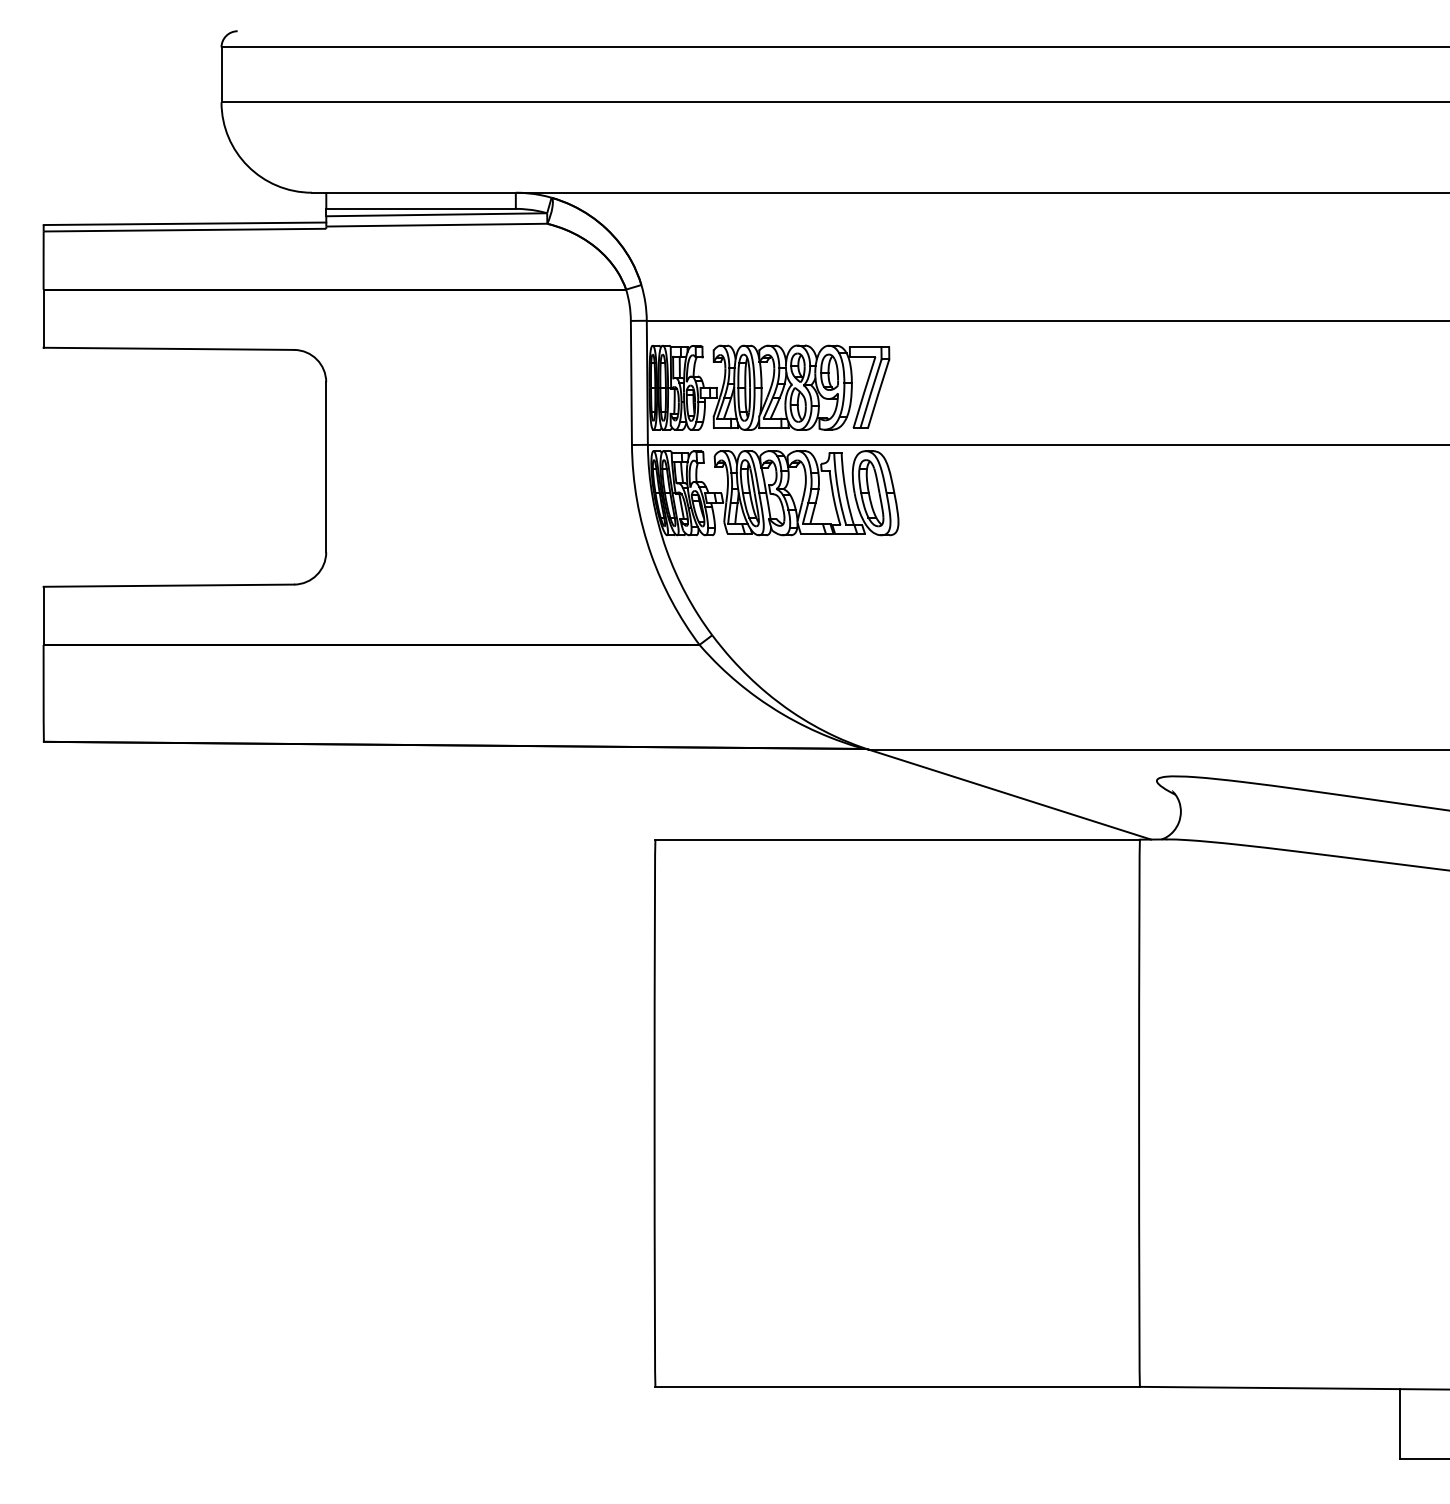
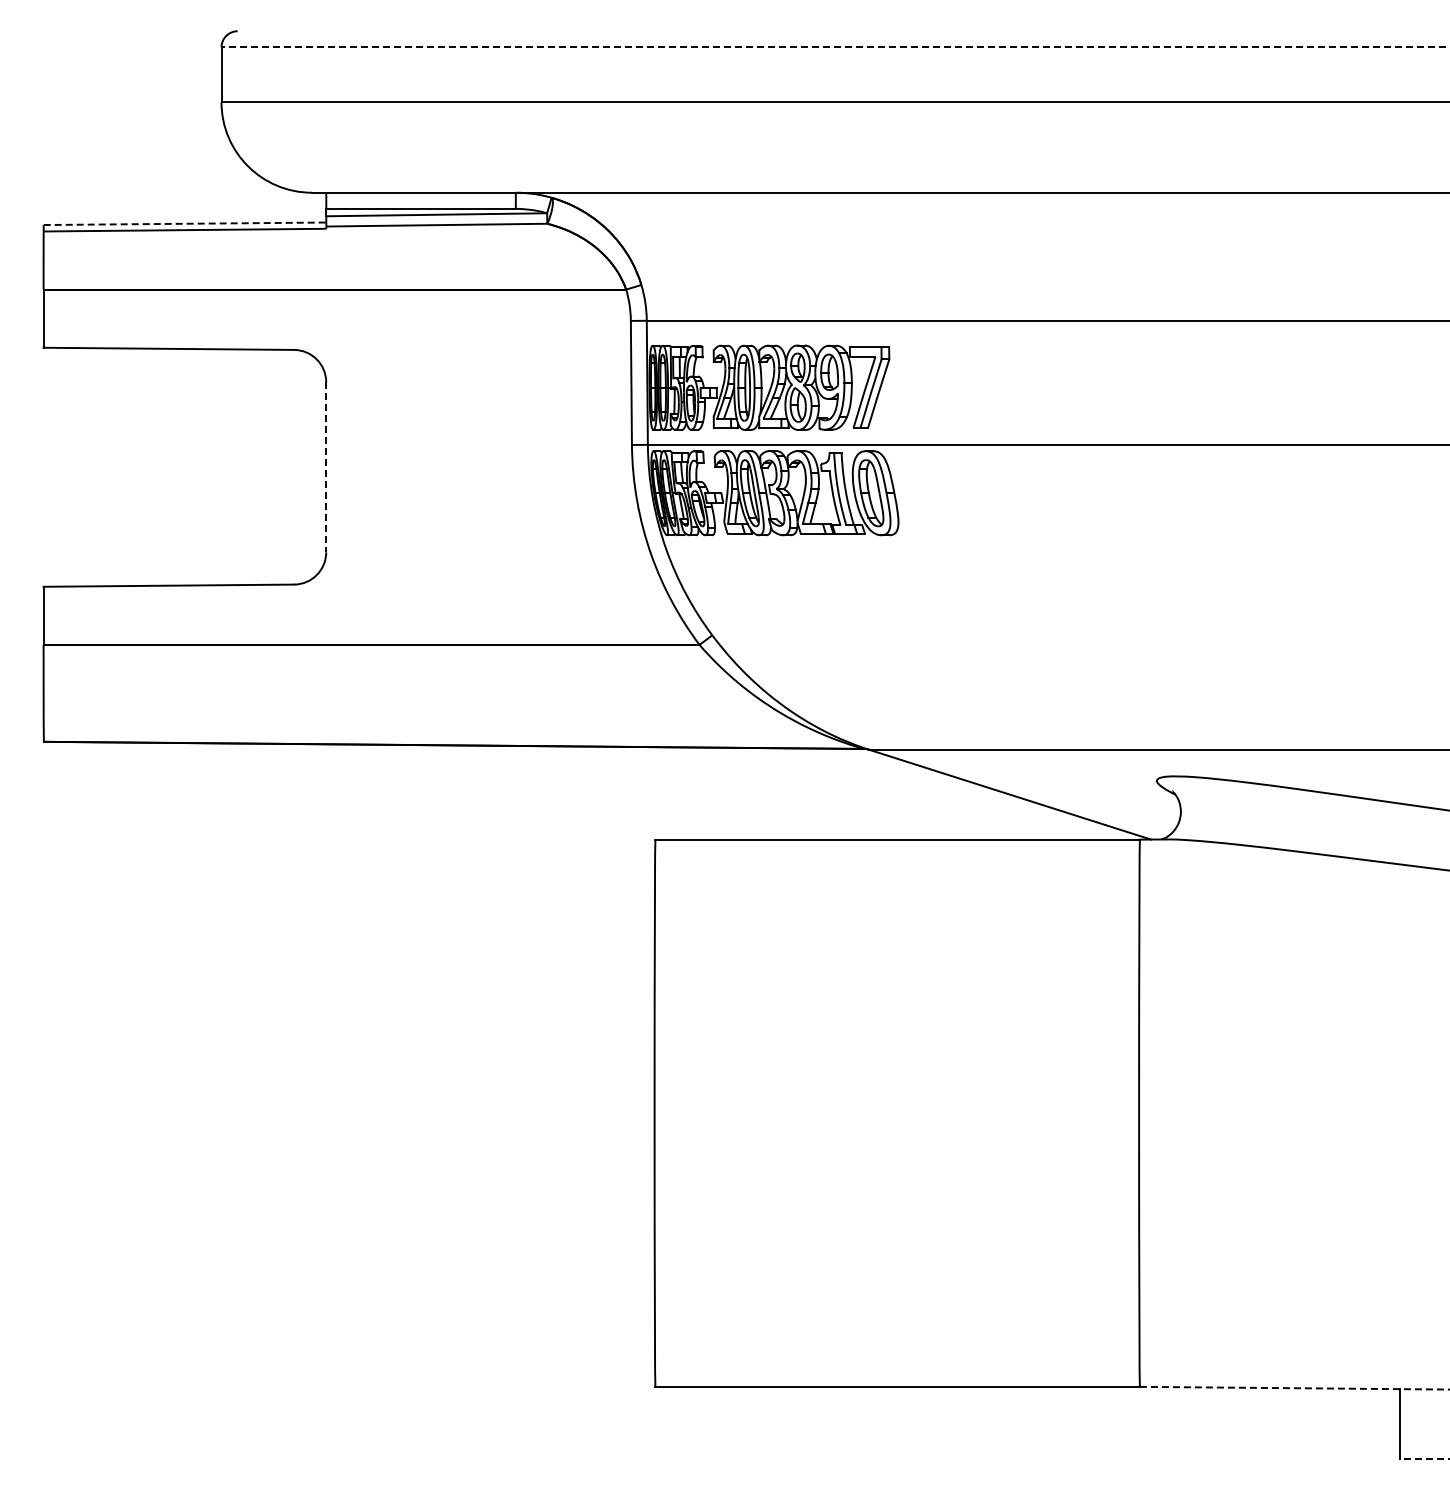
line: solid -> dashed (835, 47)
line: solid -> dashed (185, 223)
line: solid -> dashed (326, 467)
line: solid -> dashed (1294, 1388)
line: solid -> dashed (1424, 1458)
